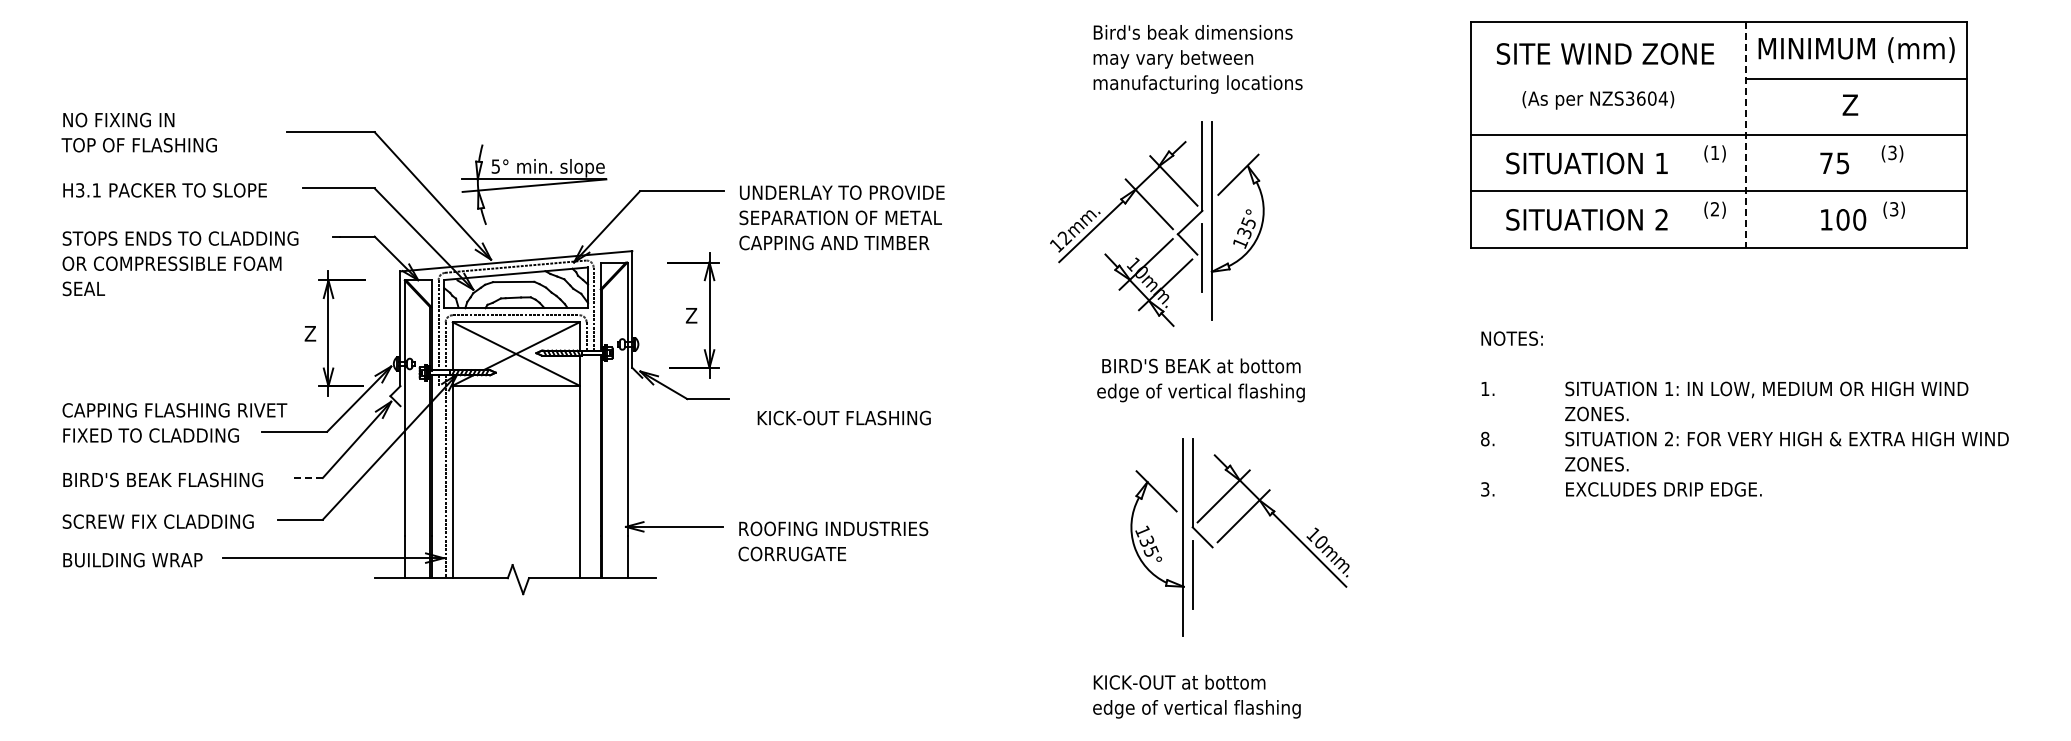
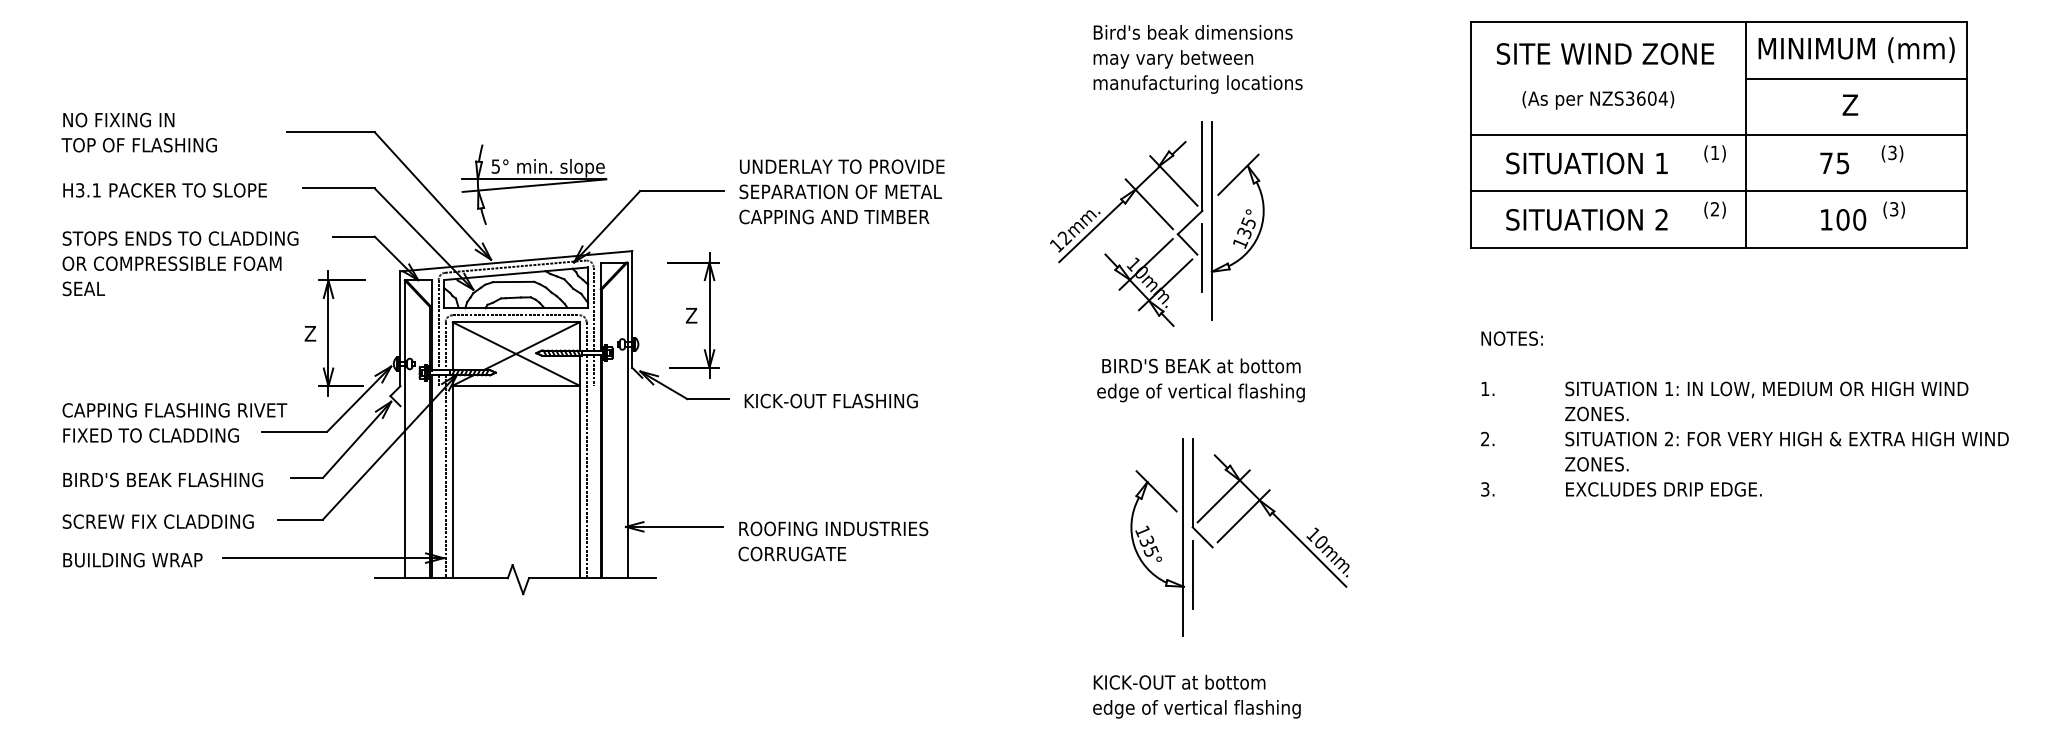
line: dashed -> solid (1746, 135)
text position: (841, 217) -> (841, 191) (841, 191)
line: none -> present (593, 370)
text position: (843, 417) -> (830, 400) (830, 400)
text: 8. -> 2. (1485, 439)
line: none -> present (586, 466)
line: dashed -> solid (307, 478)
